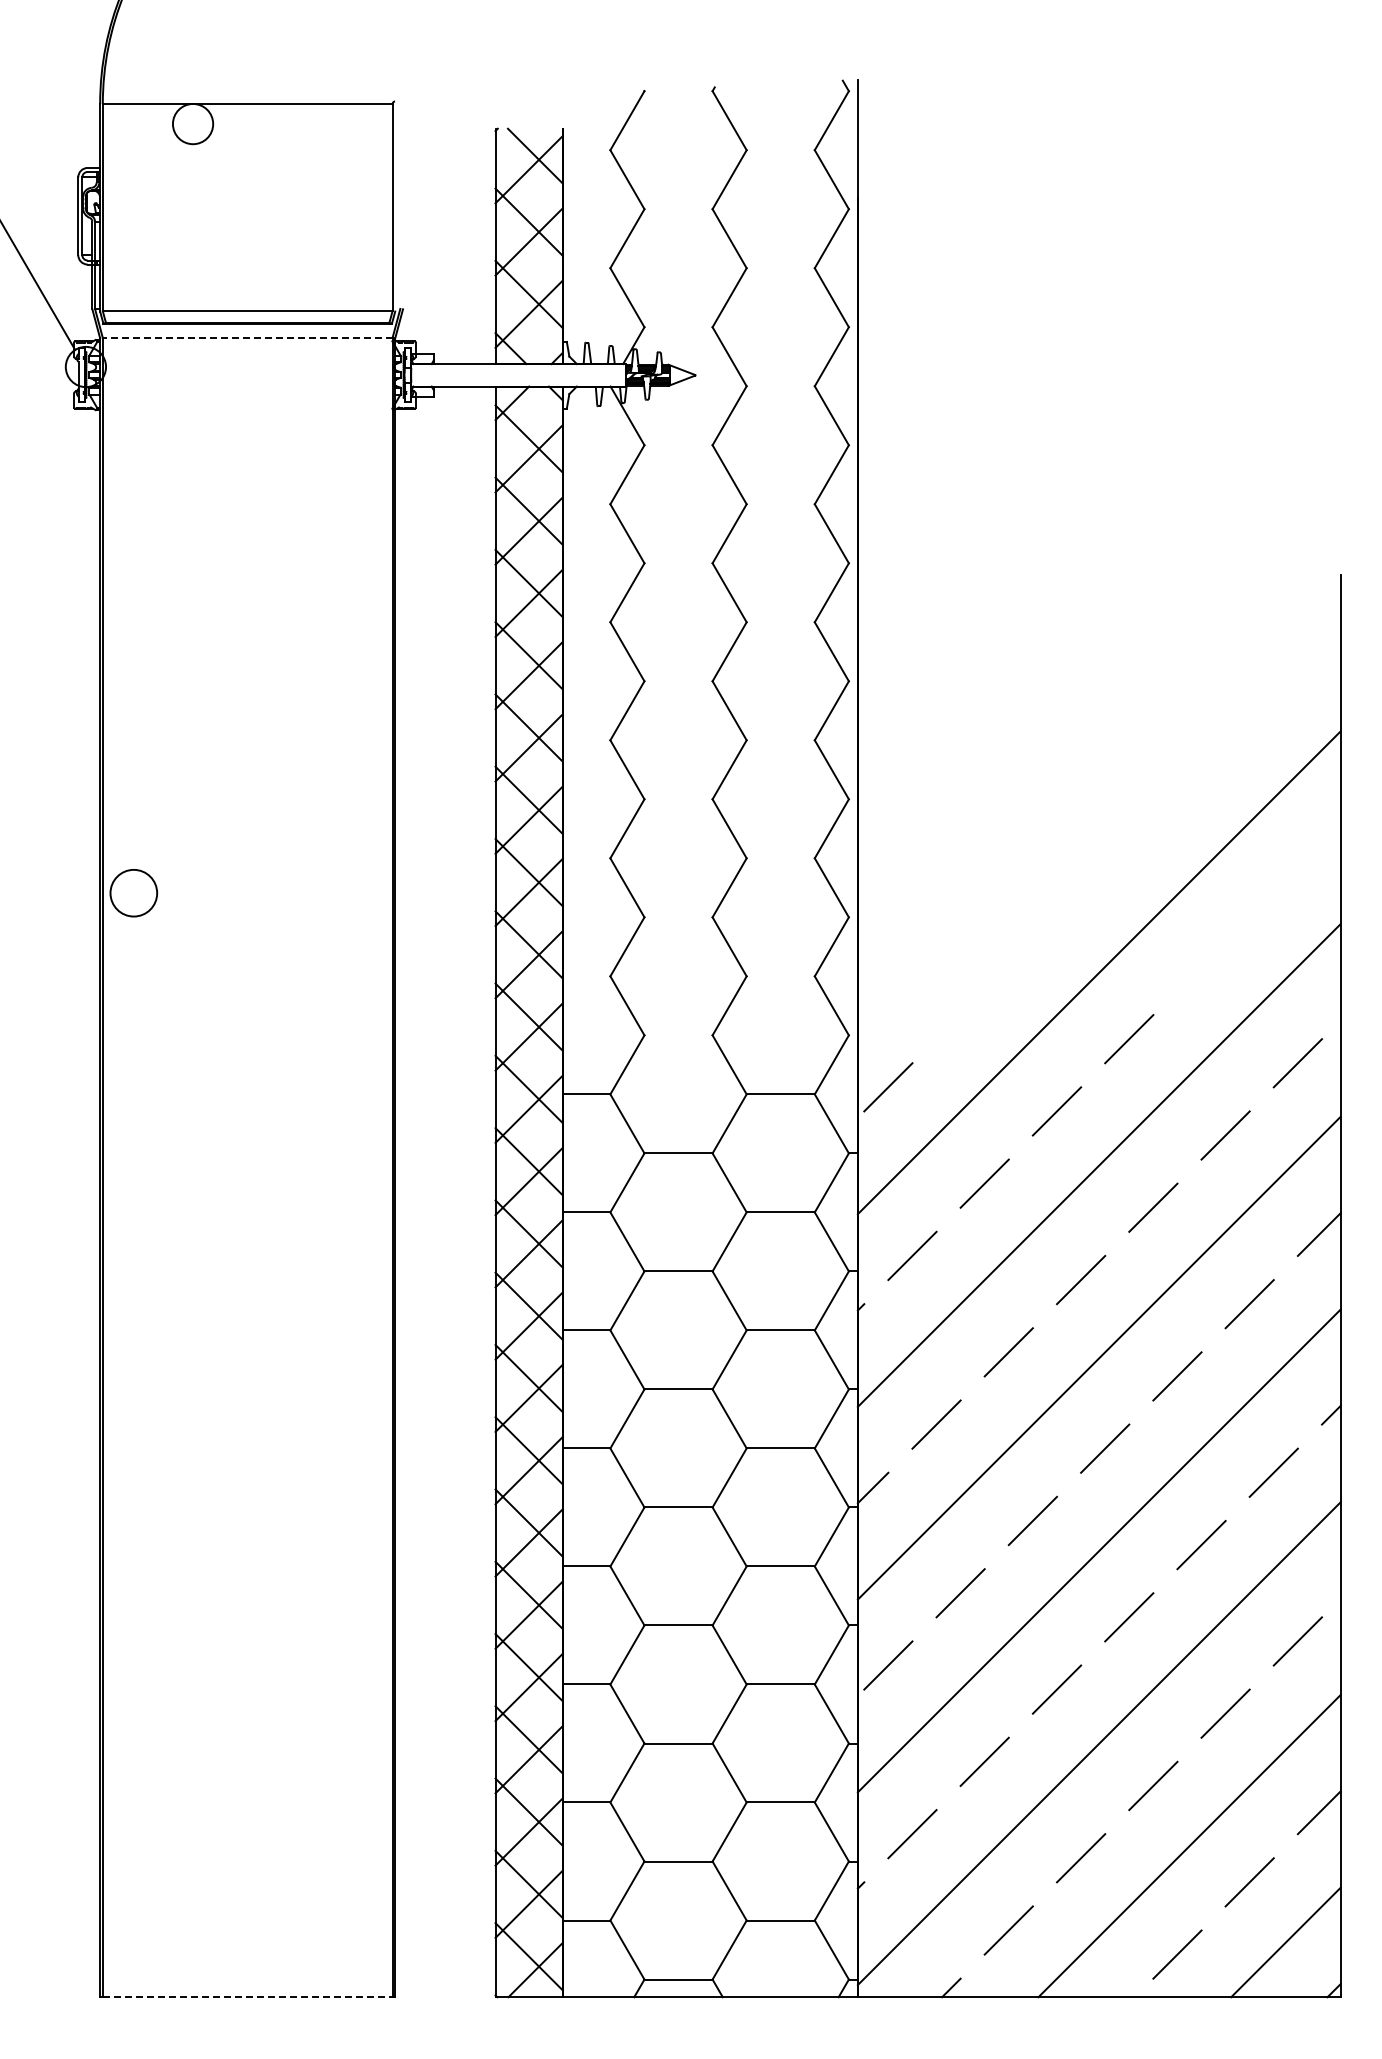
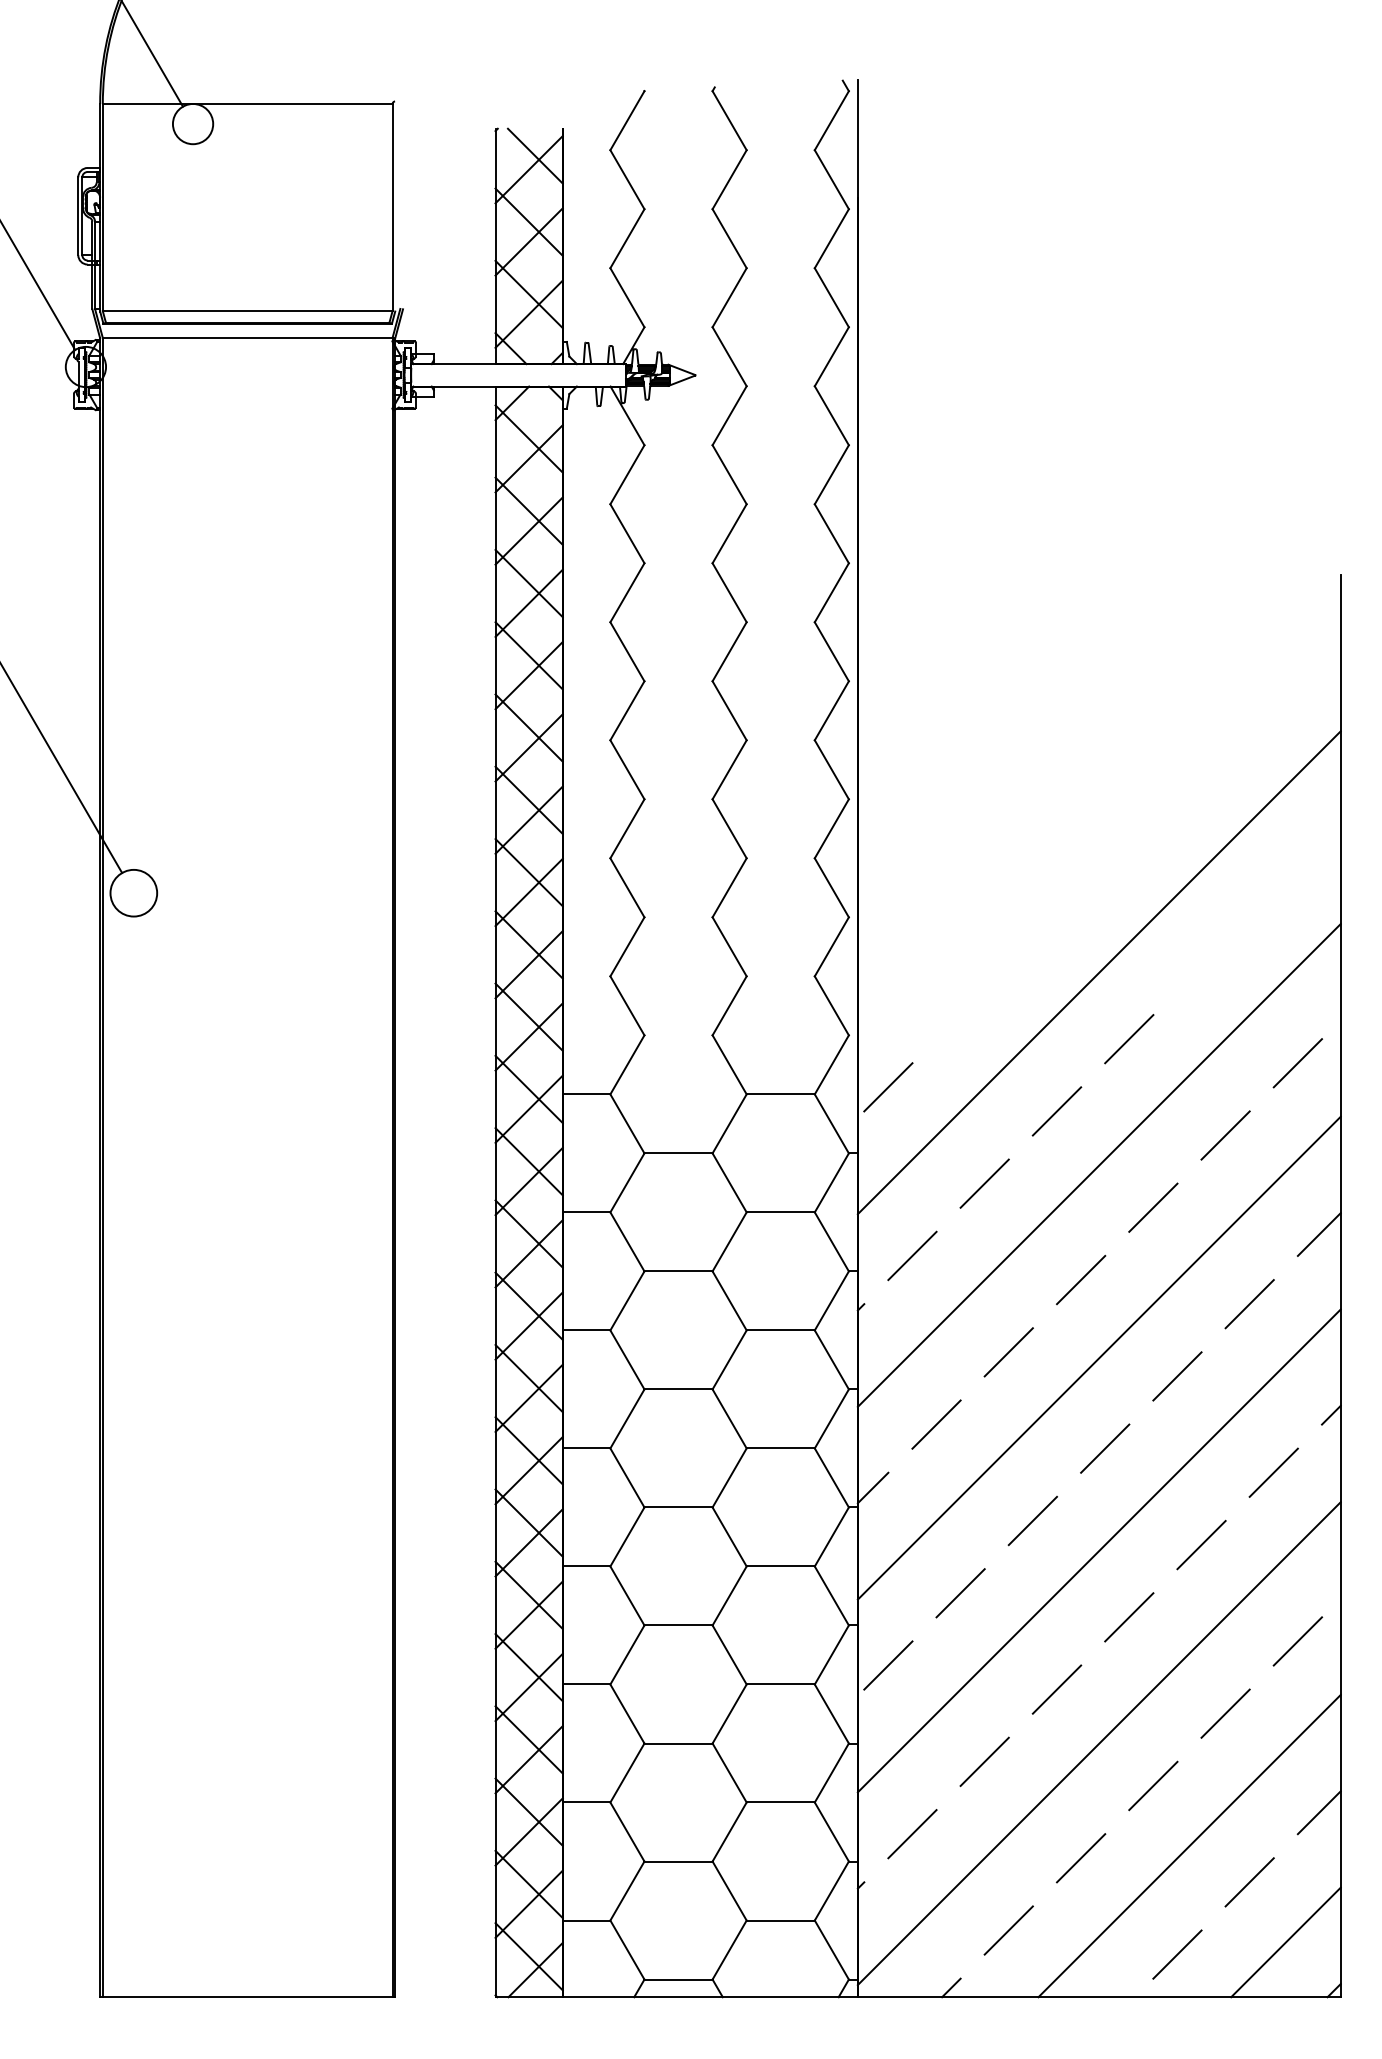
line: none -> present (152, 54)
line: dashed -> solid (247, 337)
line: none -> present (62, 769)
line: dashed -> solid (247, 1997)
